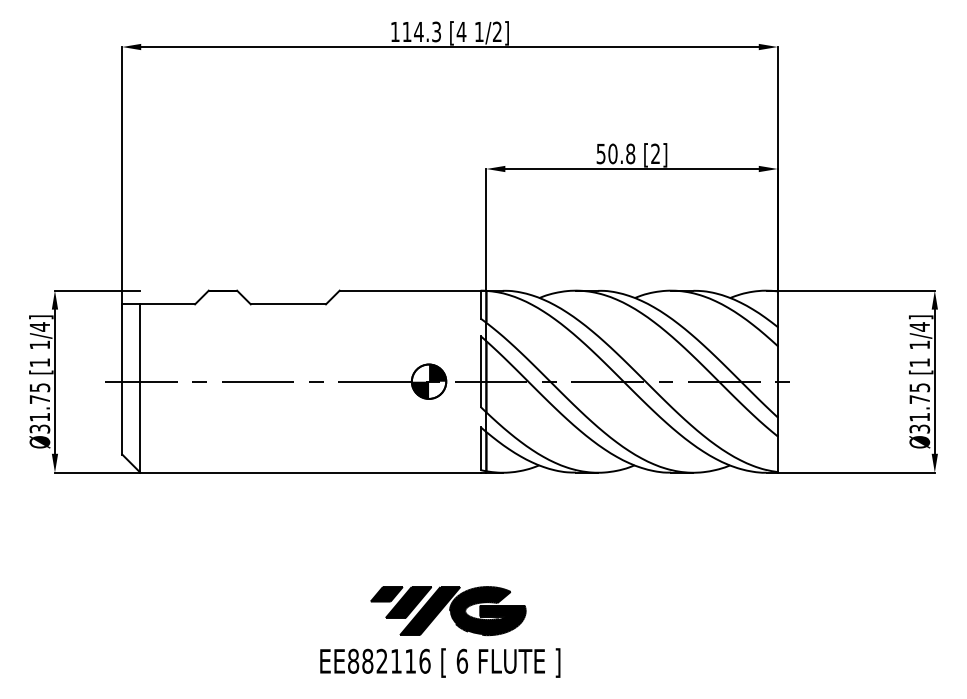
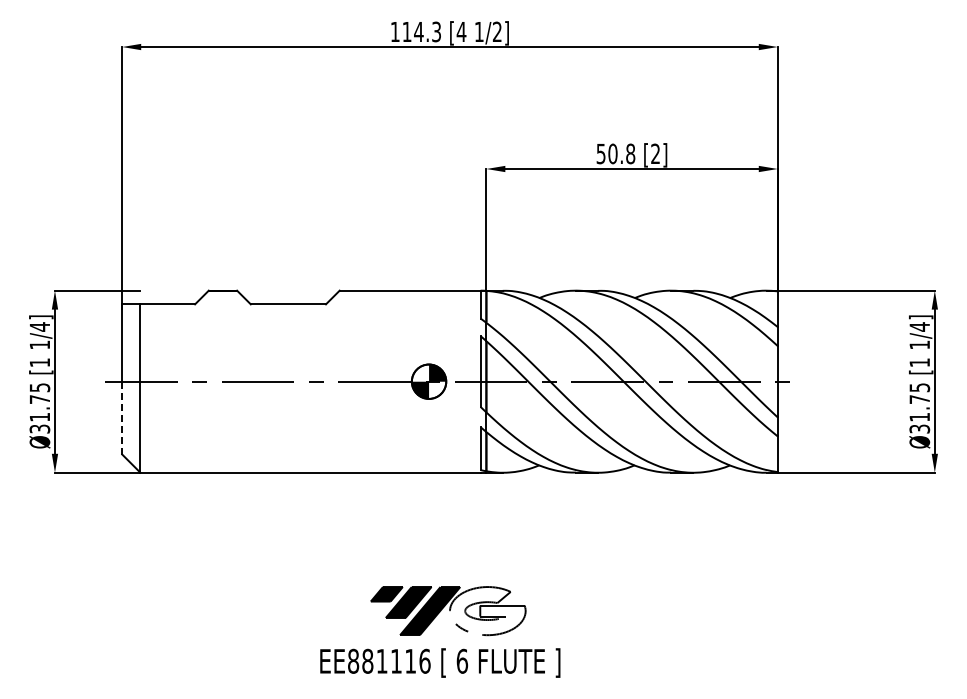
line: solid -> dashed (122, 417)
fill: present -> none (487, 611)
text: EE882116 -> EE881116 (381, 660)
